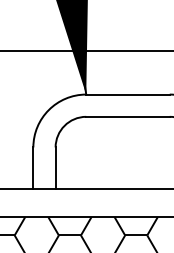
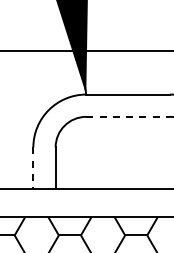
line: solid -> dashed (127, 116)
line: solid -> dashed (33, 168)
